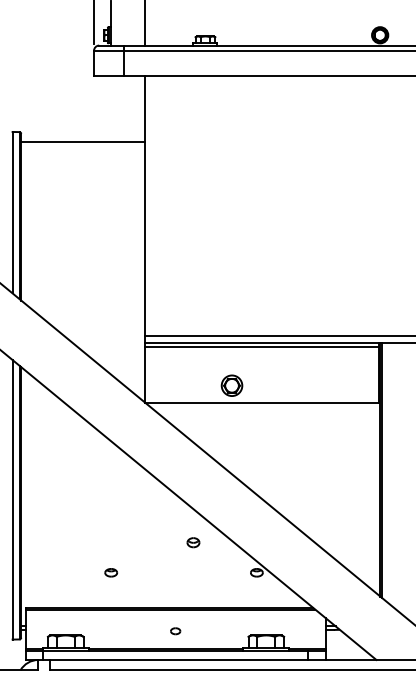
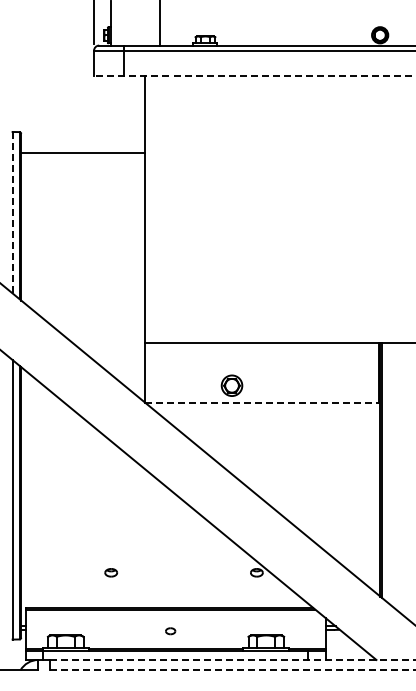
line position: (145, 23) -> (160, 23) (160, 23)
line: solid -> dashed (254, 75)
line position: (83, 141) -> (83, 152) (83, 152)
line: solid -> dashed (12, 212)
line: present -> none (278, 336)
line: present -> none (261, 347)
line: solid -> dashed (262, 402)
part: present -> none (193, 542)
part position: (175, 631) -> (170, 631) (170, 631)
line: solid -> dashed (233, 659)
line: solid -> dashed (233, 670)
